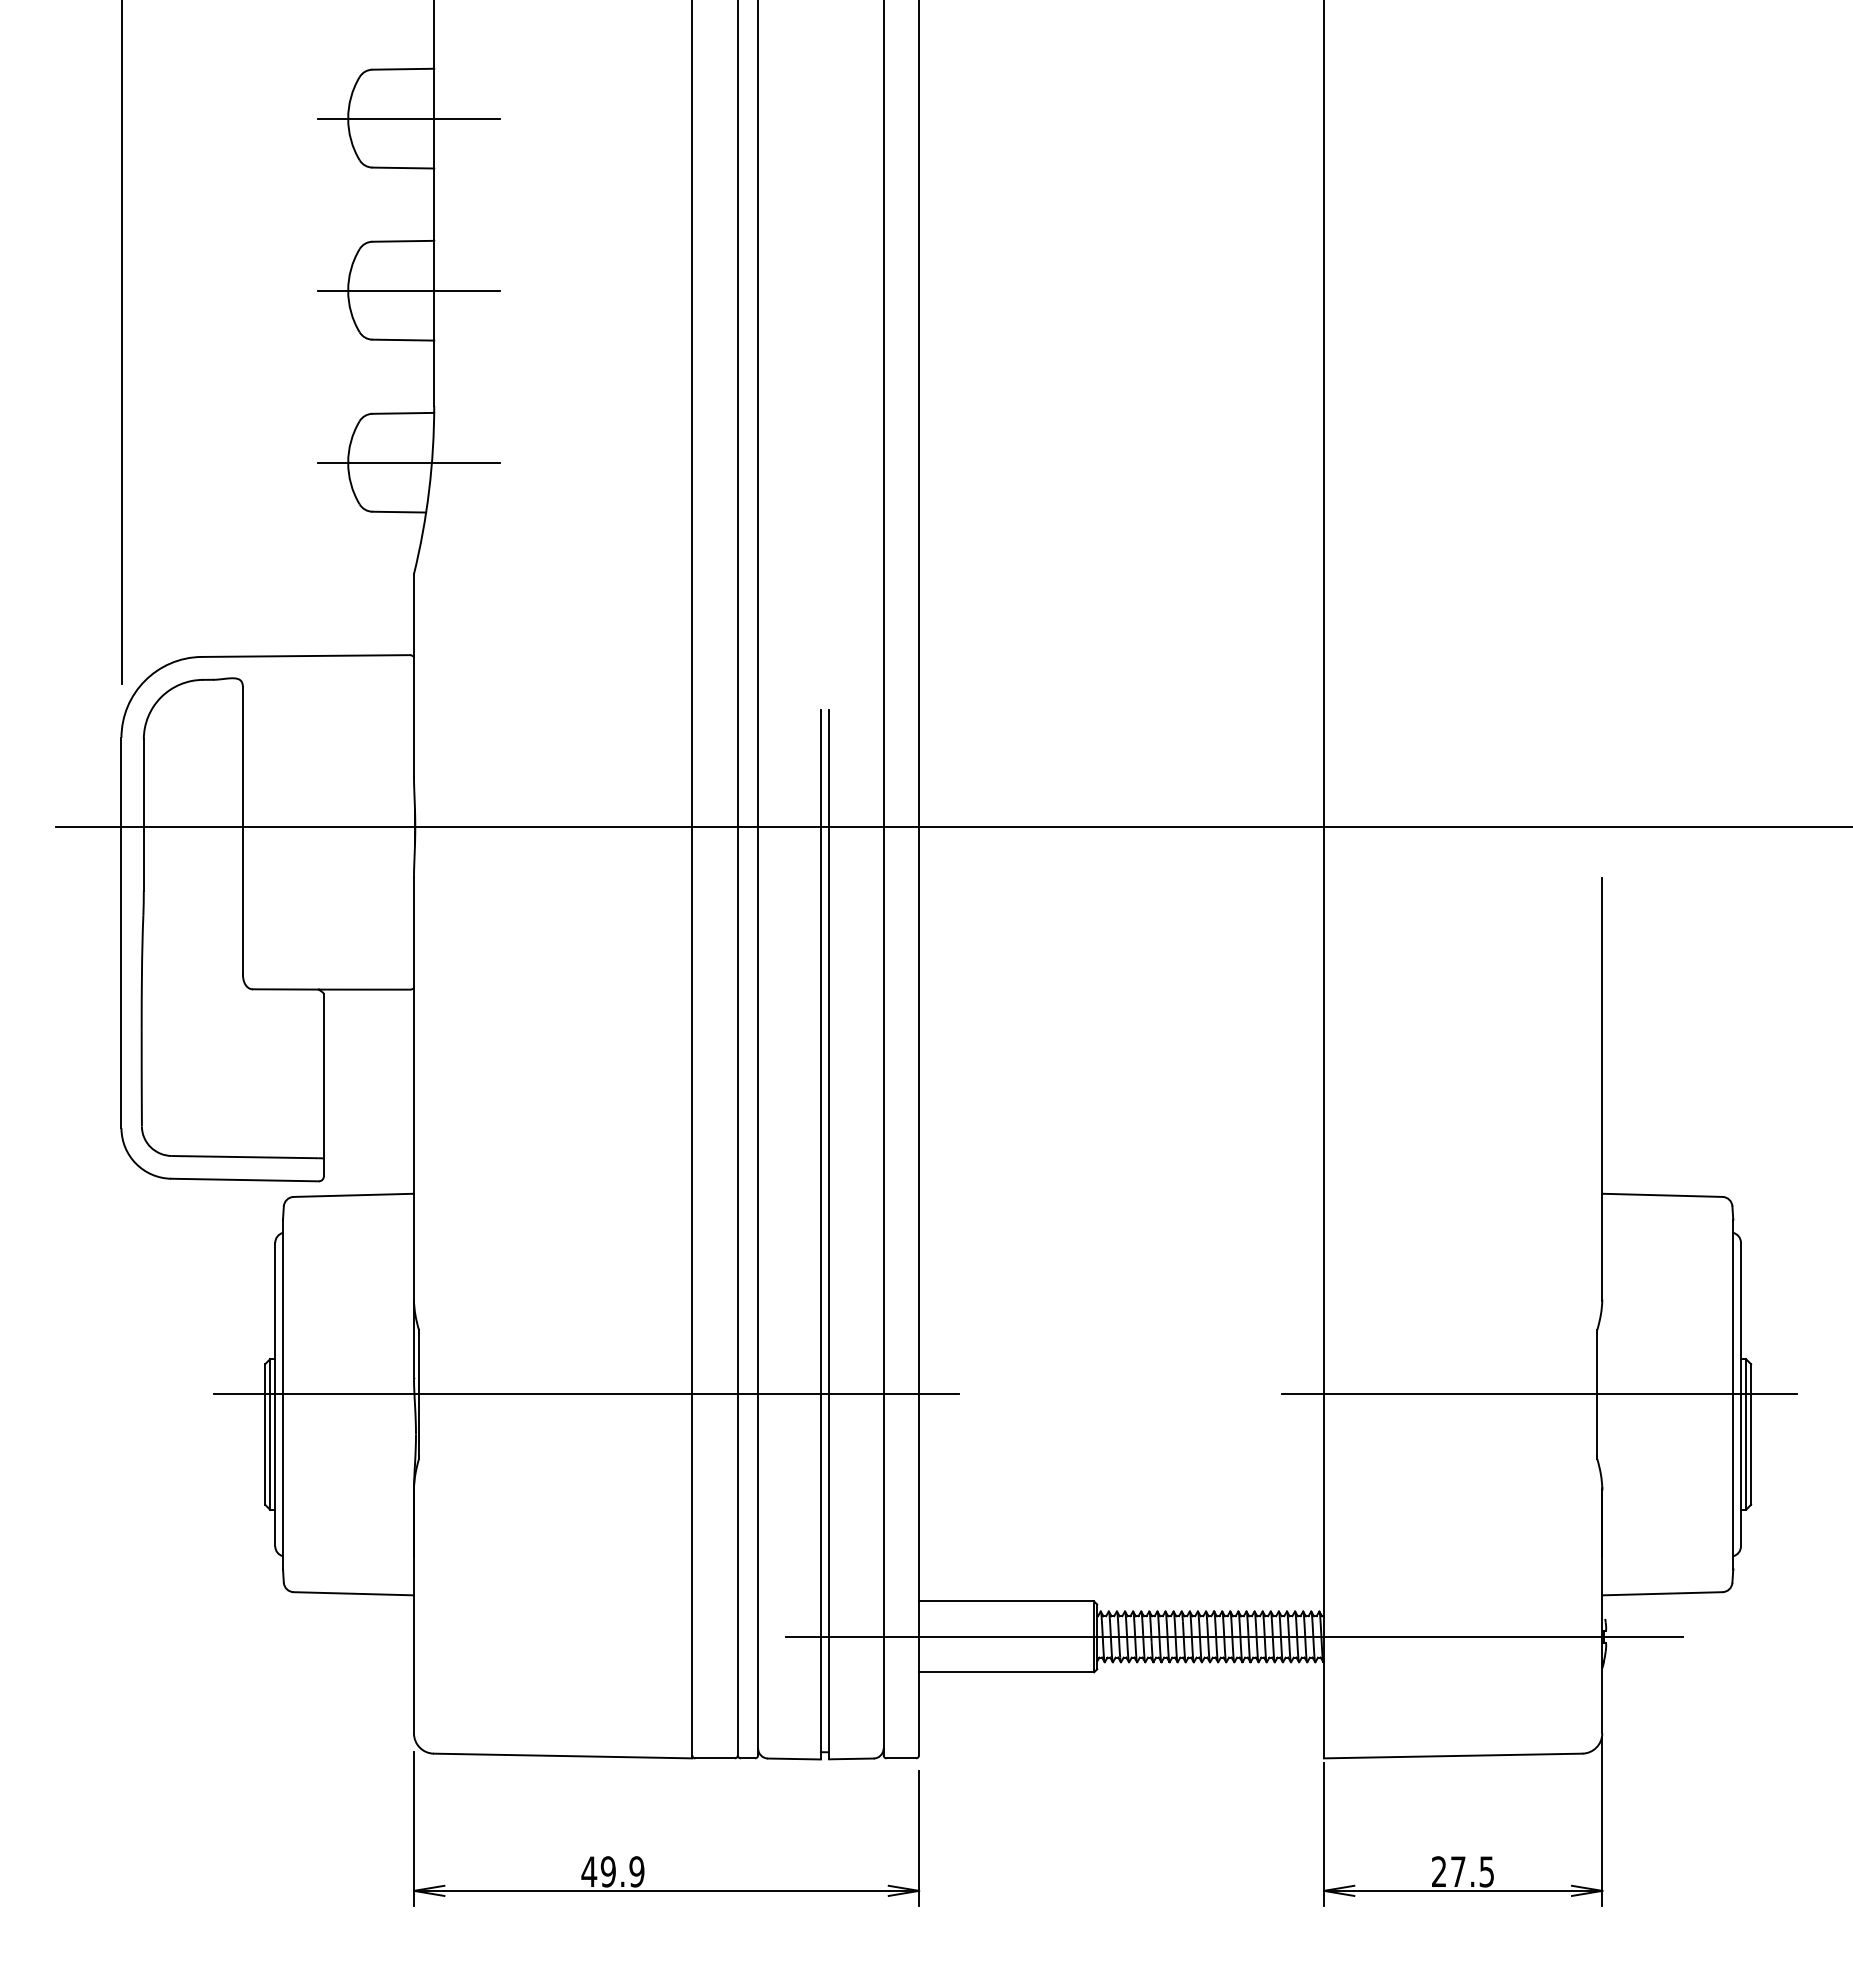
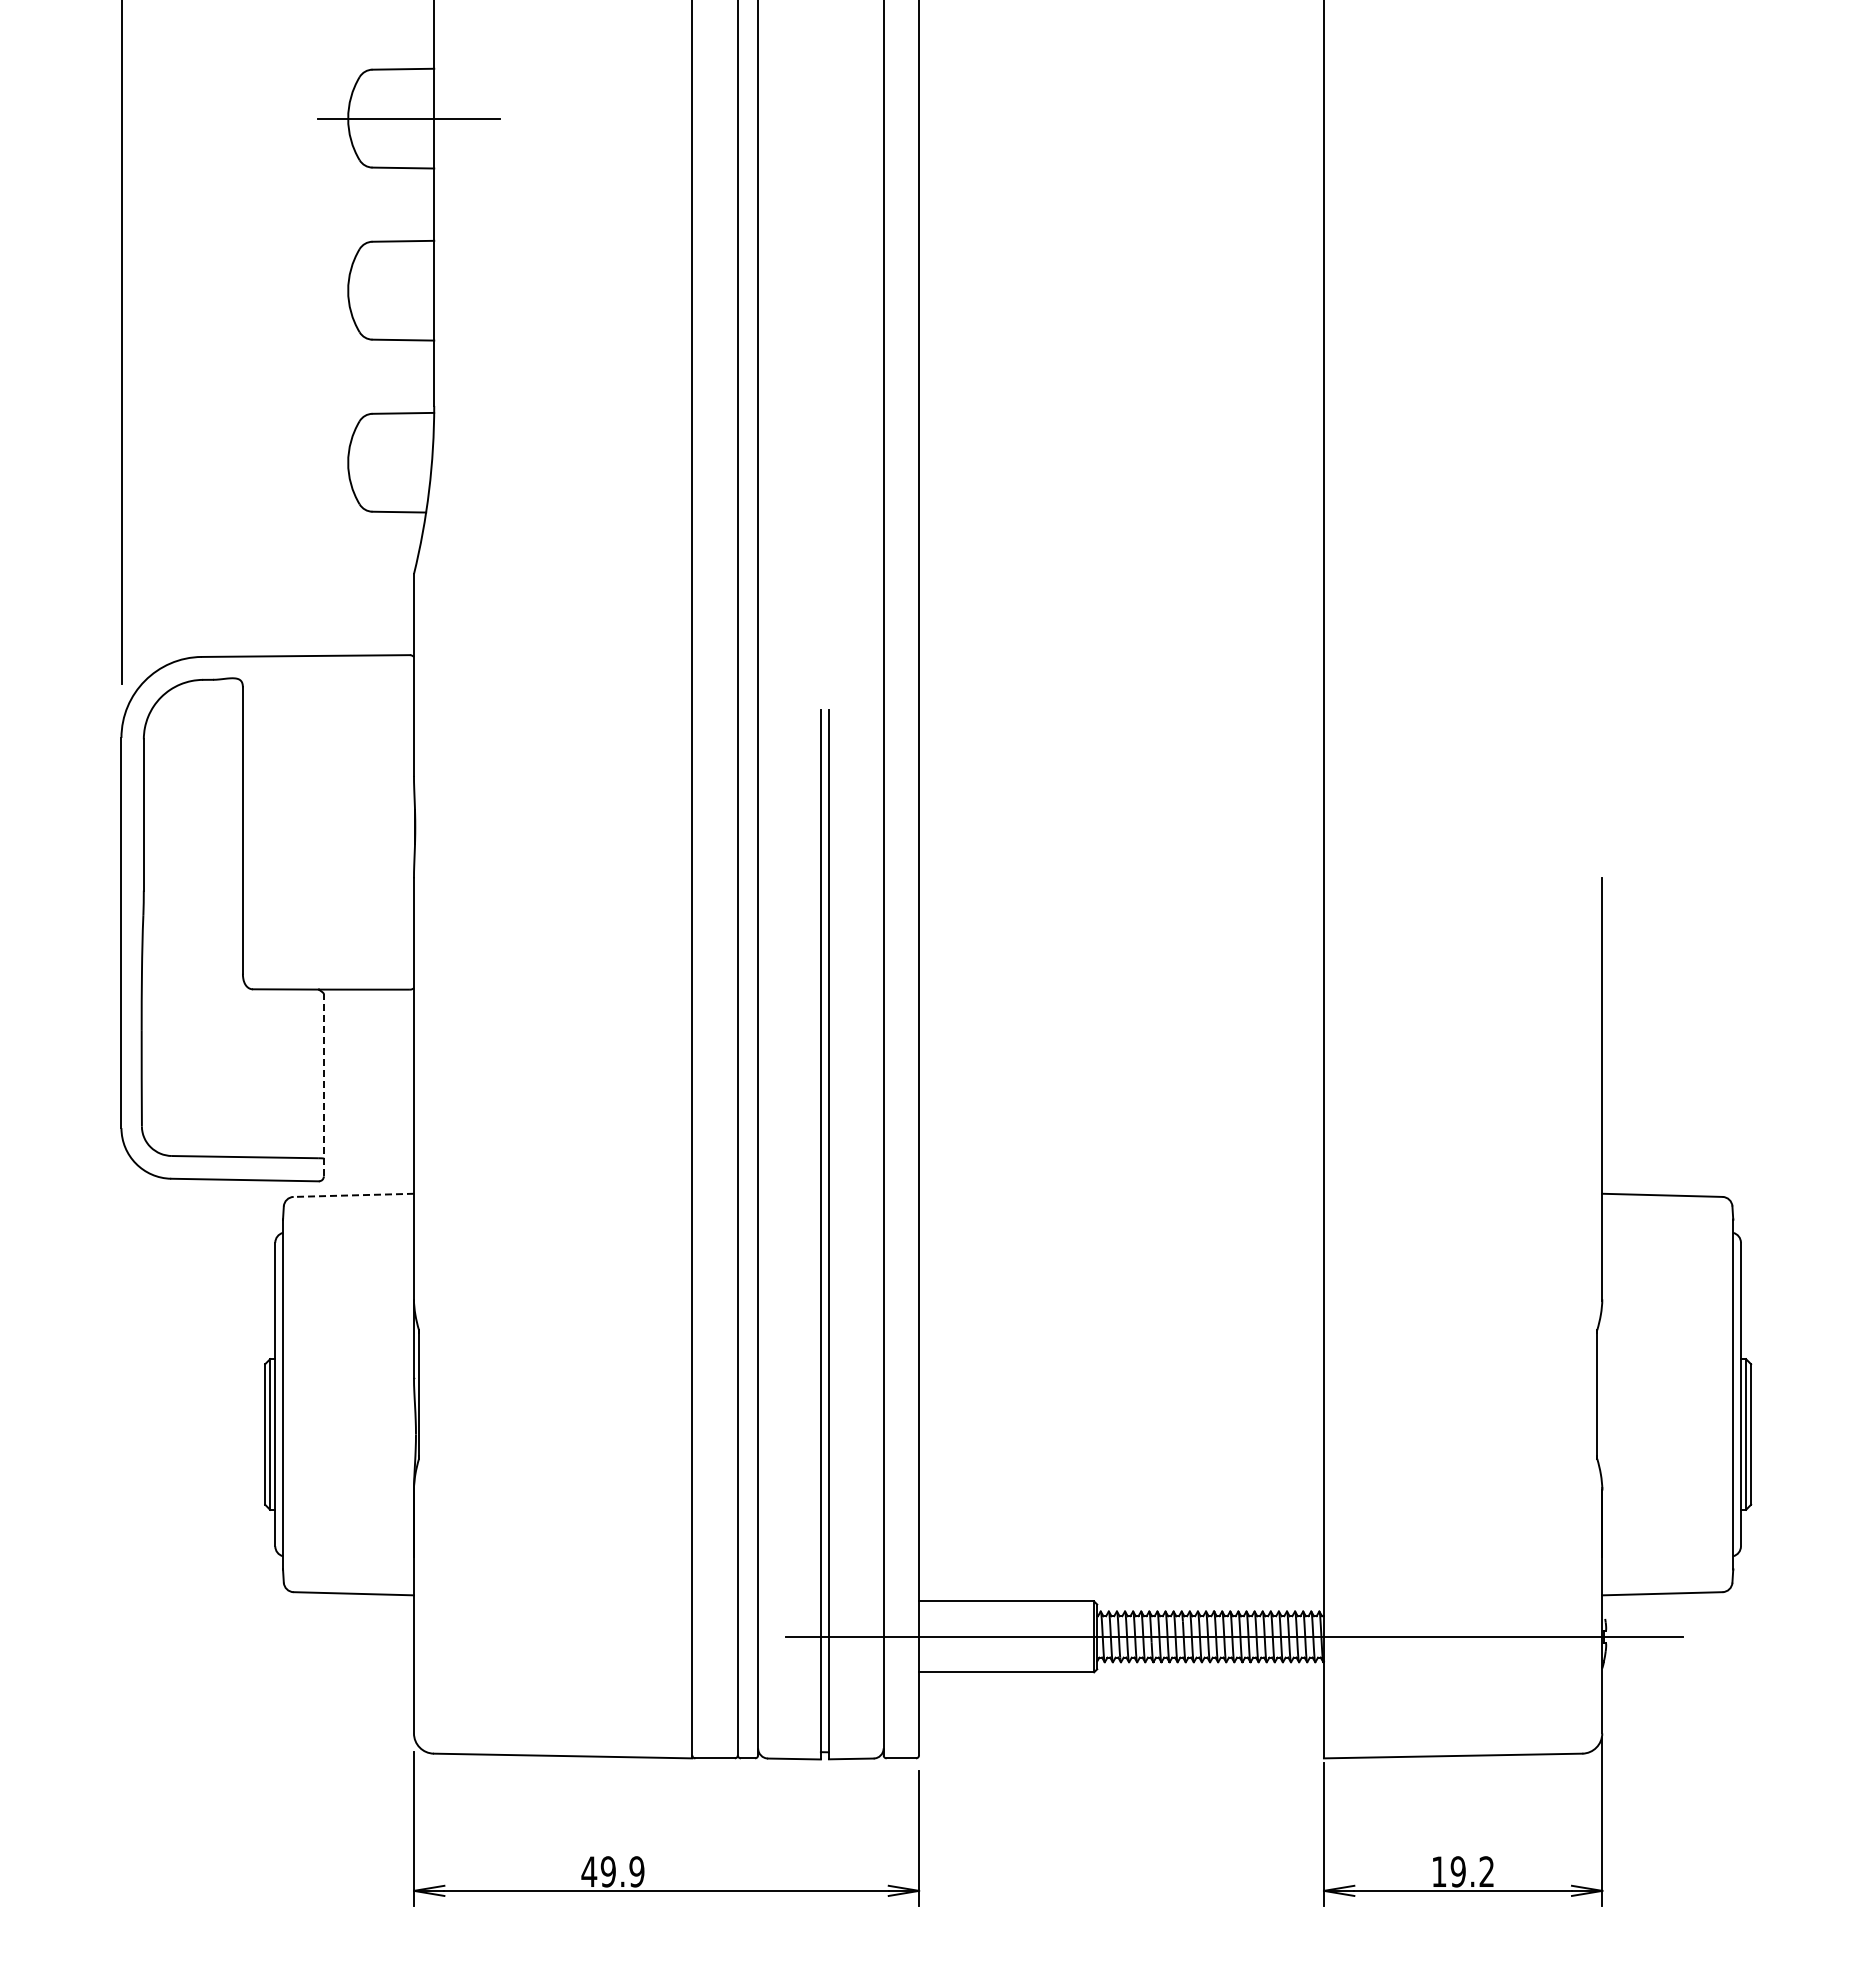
line: present -> none (408, 290)
line: present -> none (408, 462)
line: present -> none (952, 827)
line: solid -> dashed (323, 1084)
line: solid -> dashed (353, 1195)
line: present -> none (585, 1393)
line: present -> none (1539, 1393)
text: 27.5 -> 19.2 (1462, 1871)
